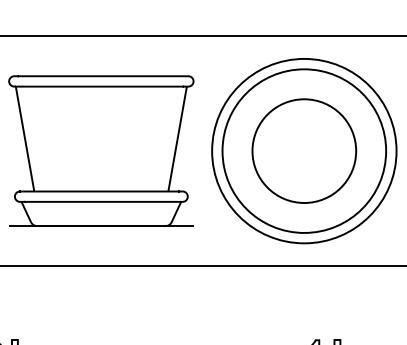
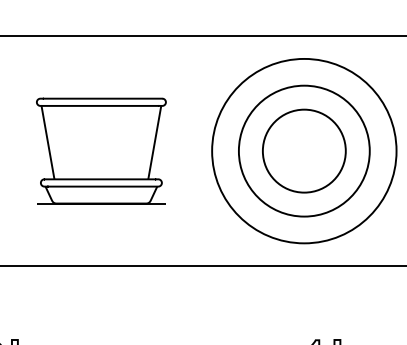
part size: 187x152 px -> 131x108 px (101, 150)
circle diameter: 104 px -> 83 px (303, 150)
circle diameter: 164 px -> 131 px (303, 150)
